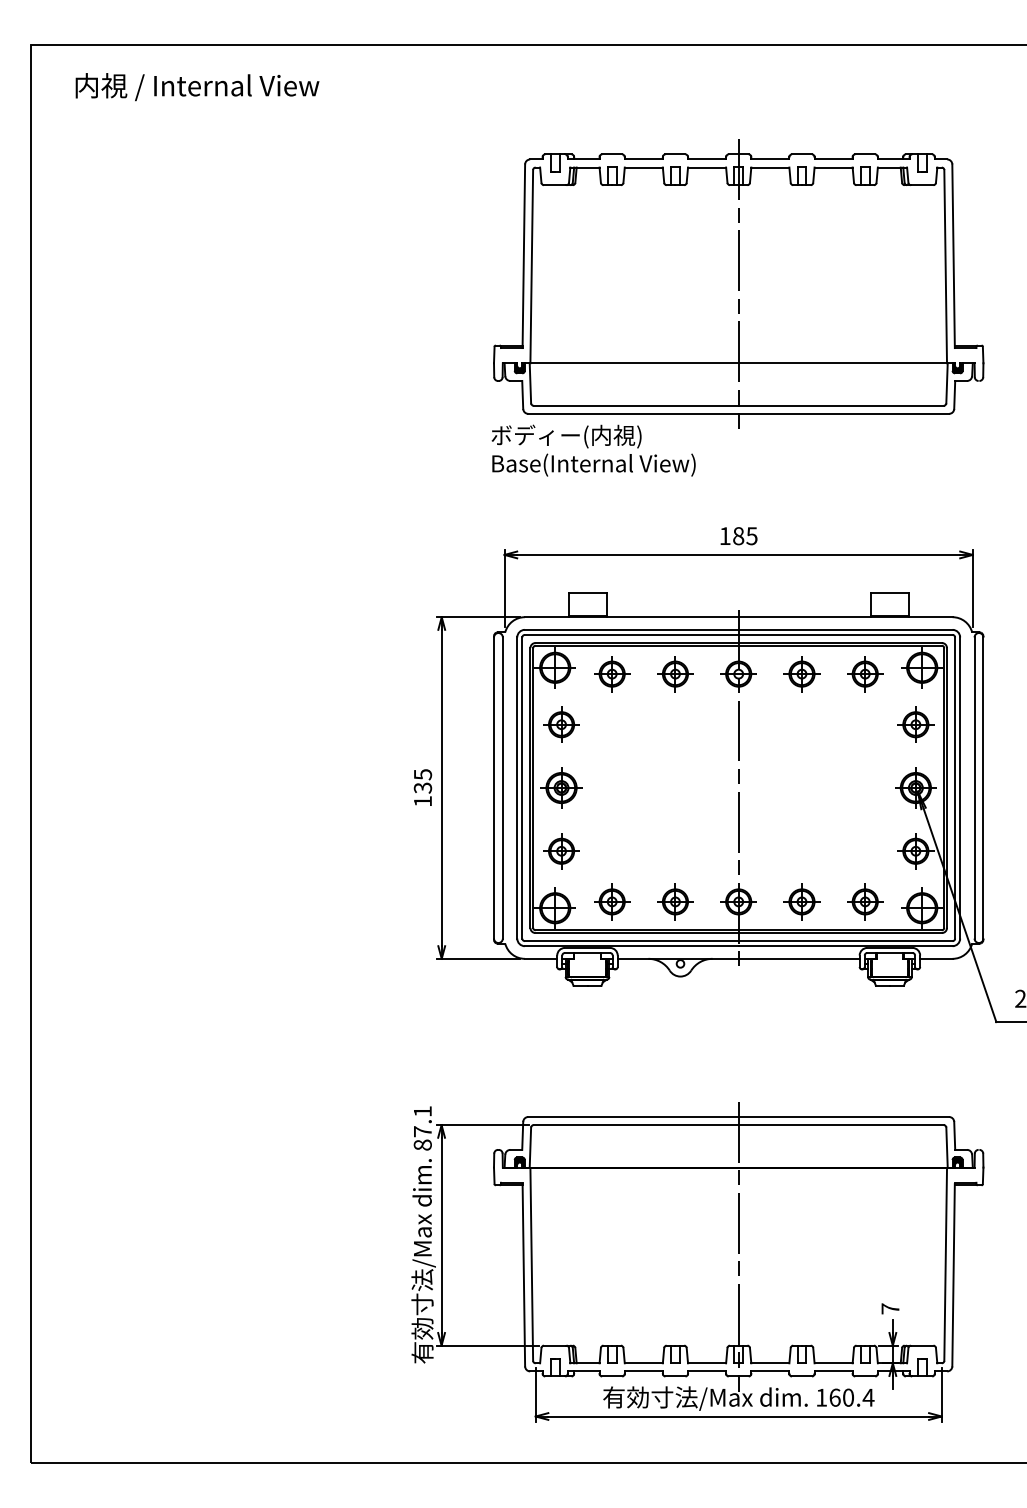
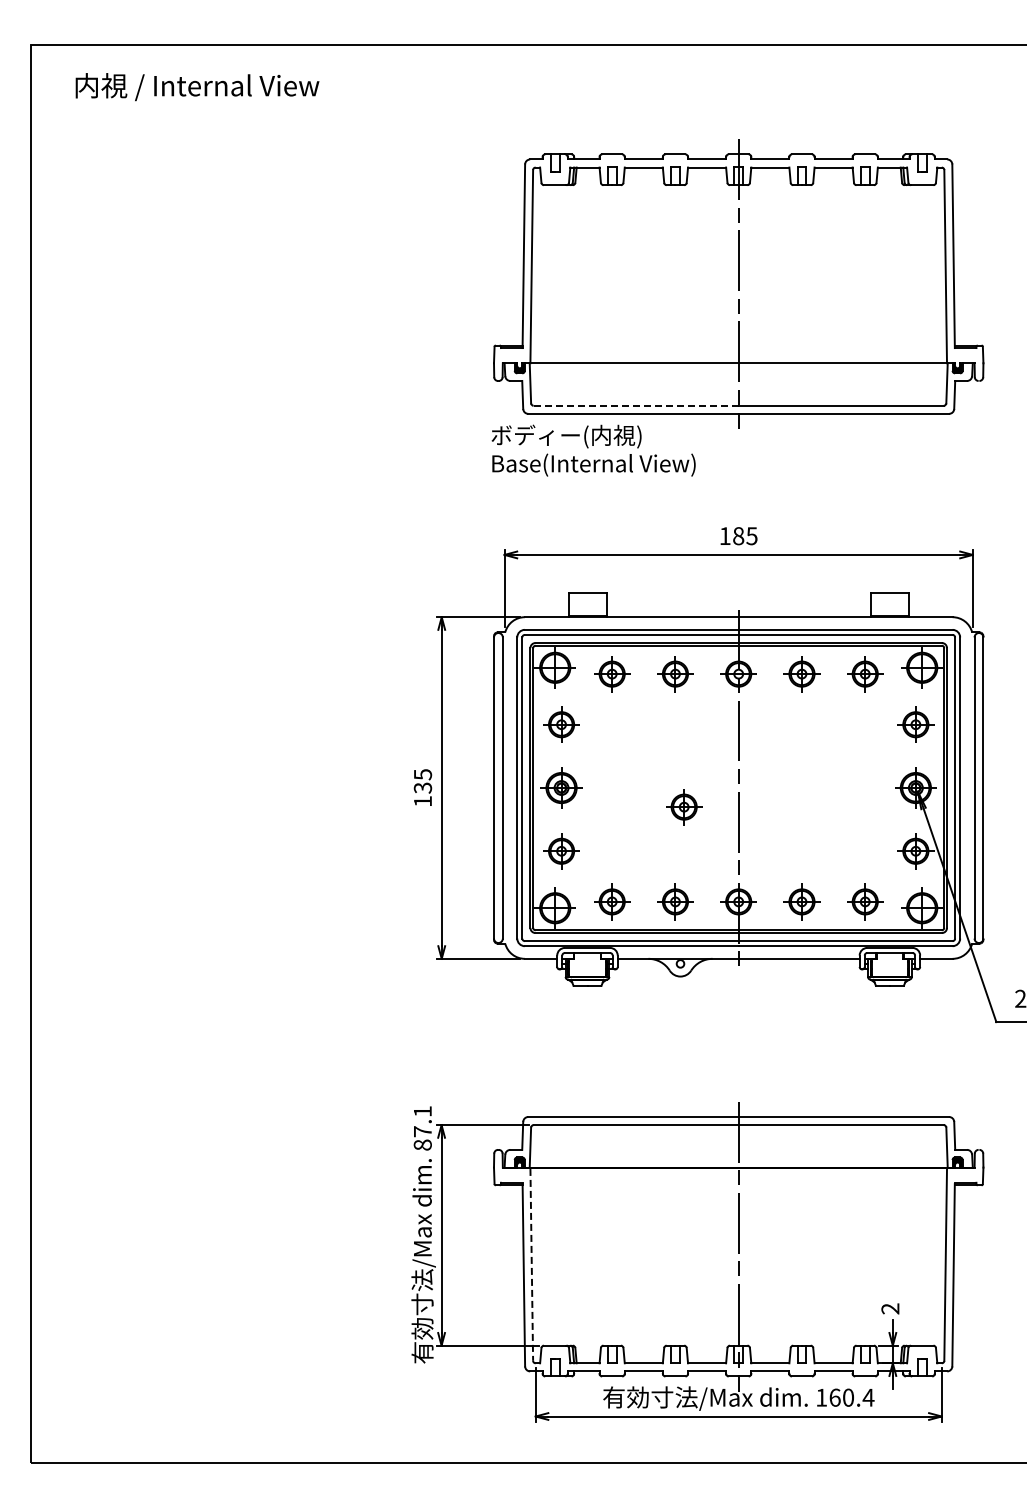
line: solid -> dashed (636, 405)
part: none -> present (684, 807)
line: solid -> dashed (531, 1264)
text: 7 -> 2 (890, 1308)
